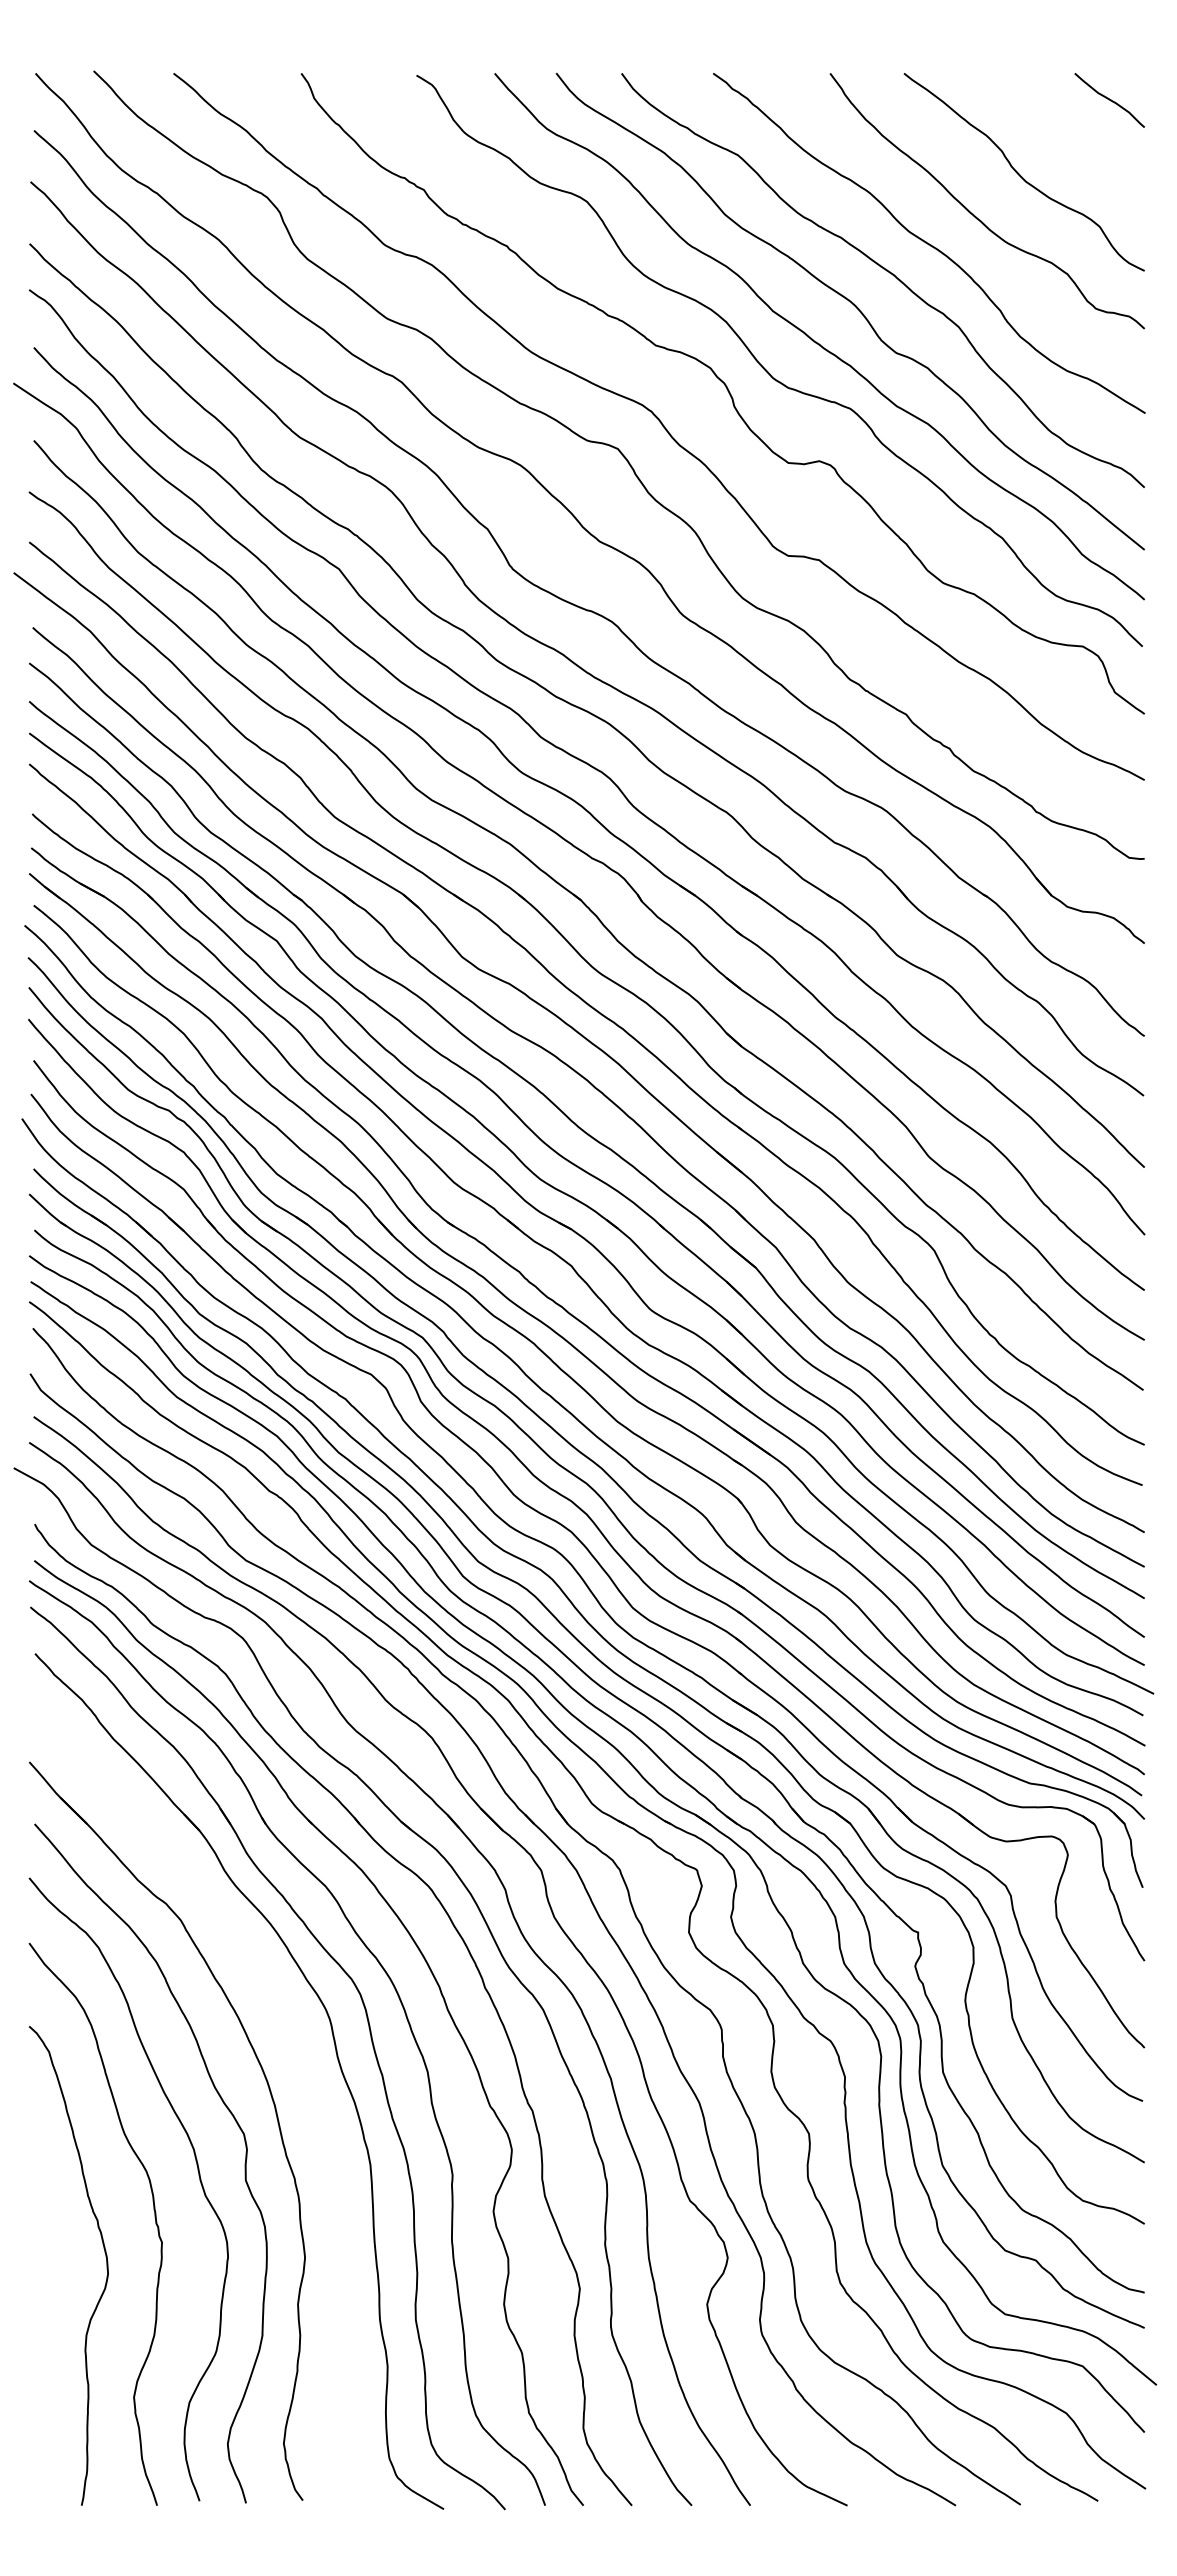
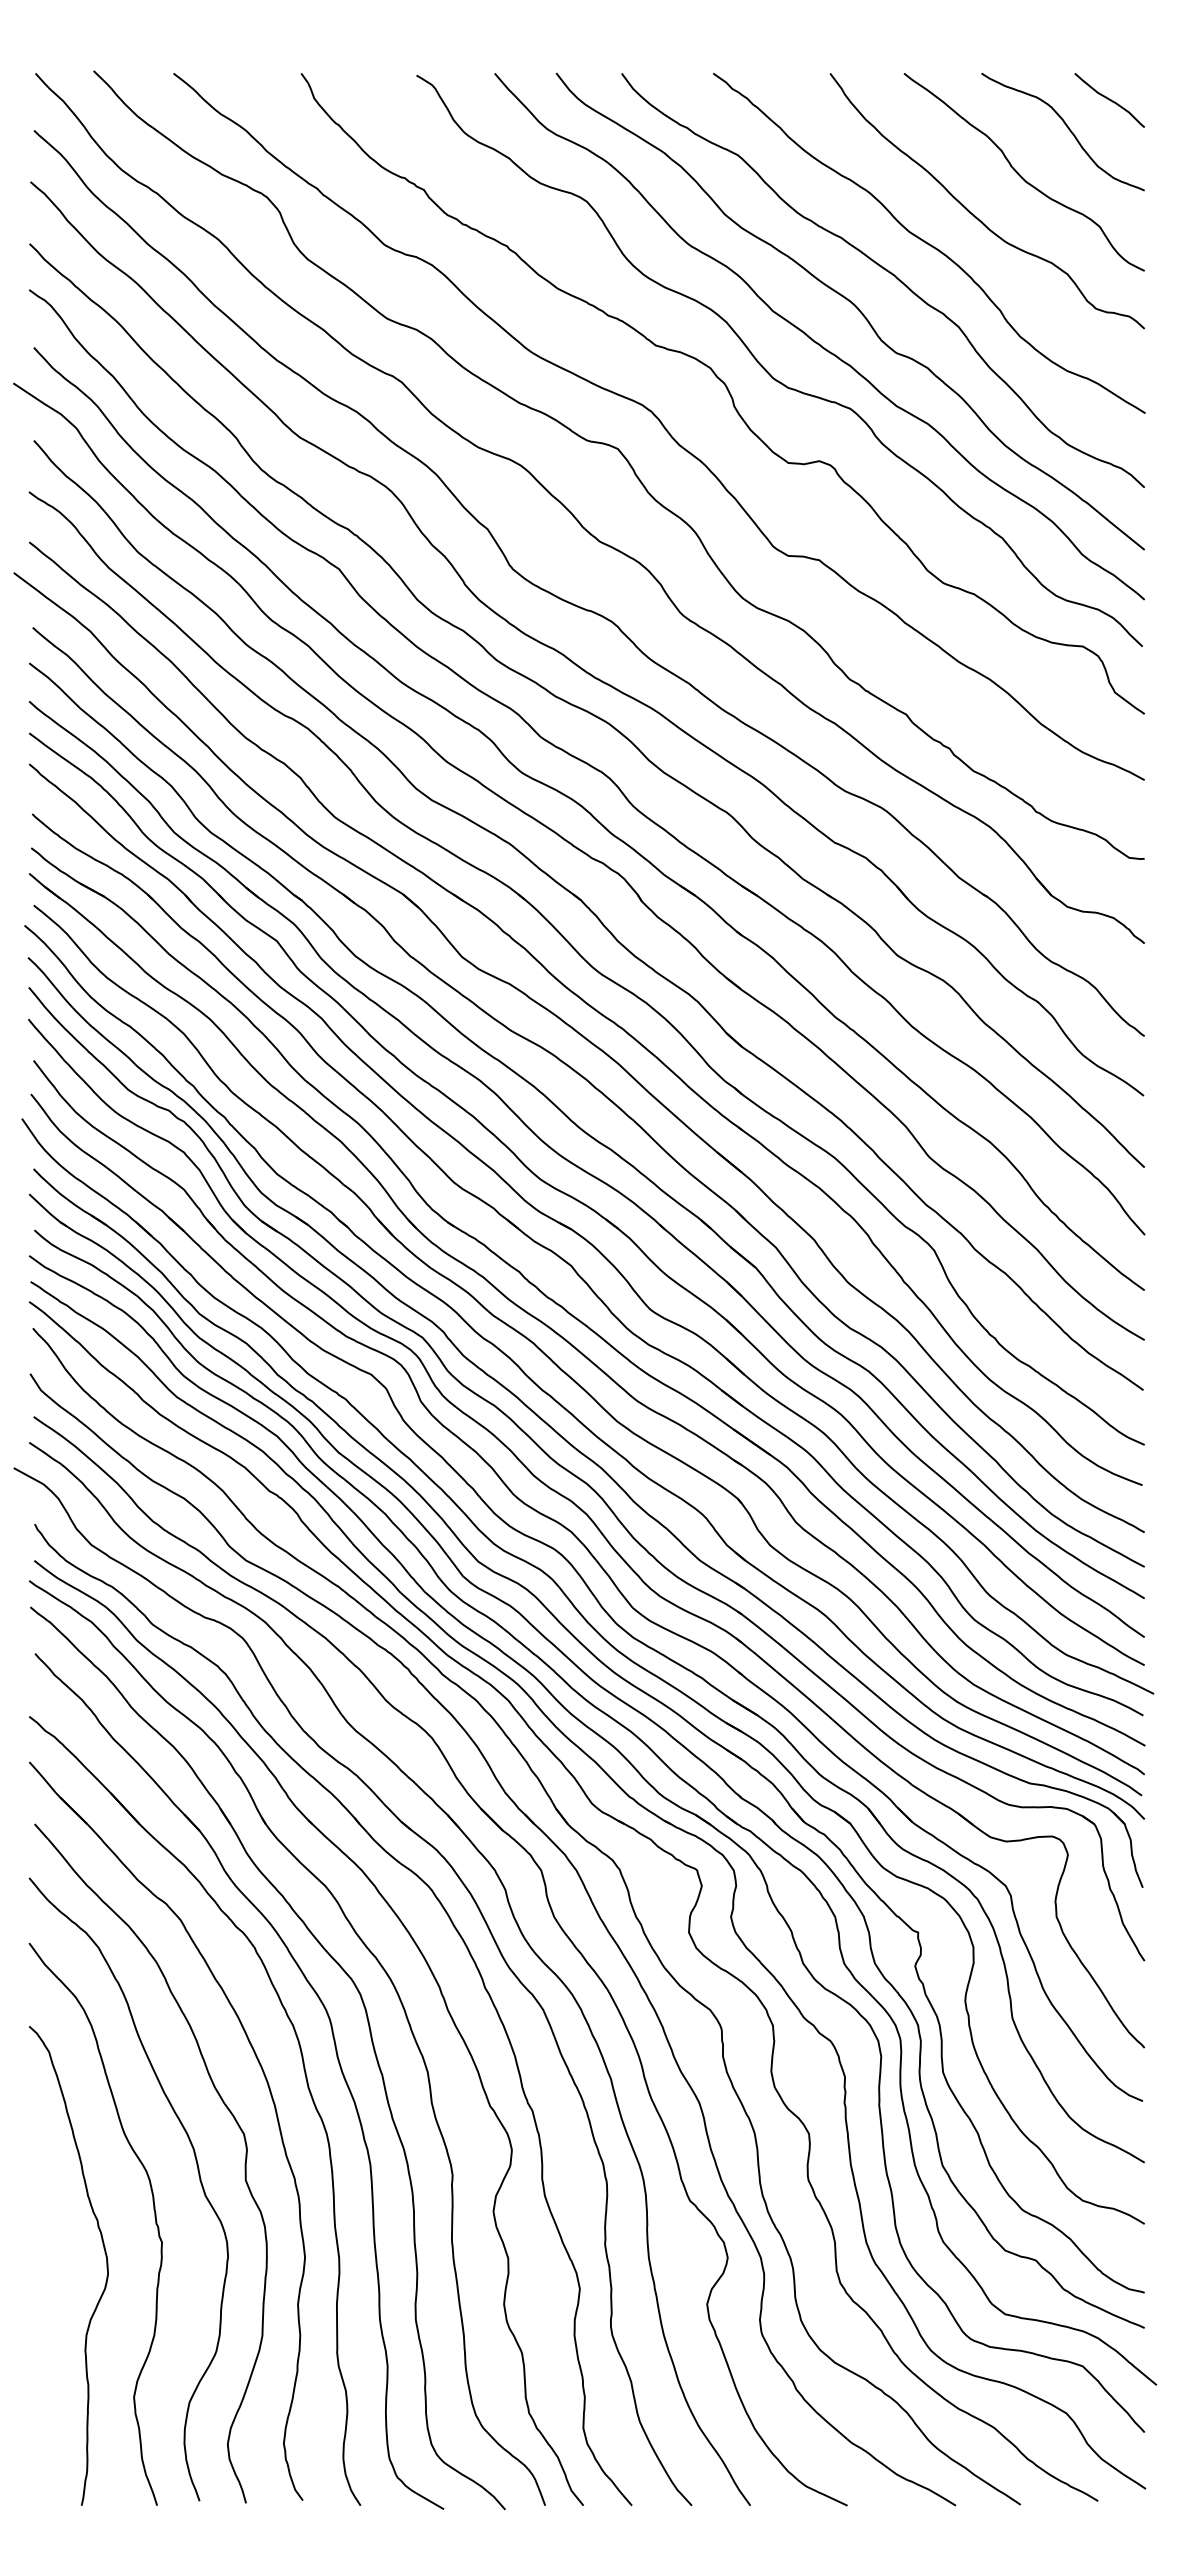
curve: none -> present (1067, 128)
part: none -> present (307, 2088)
